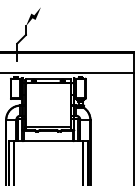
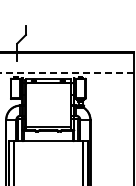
fill: present -> none (32, 16)
line: solid -> dashed (67, 72)
